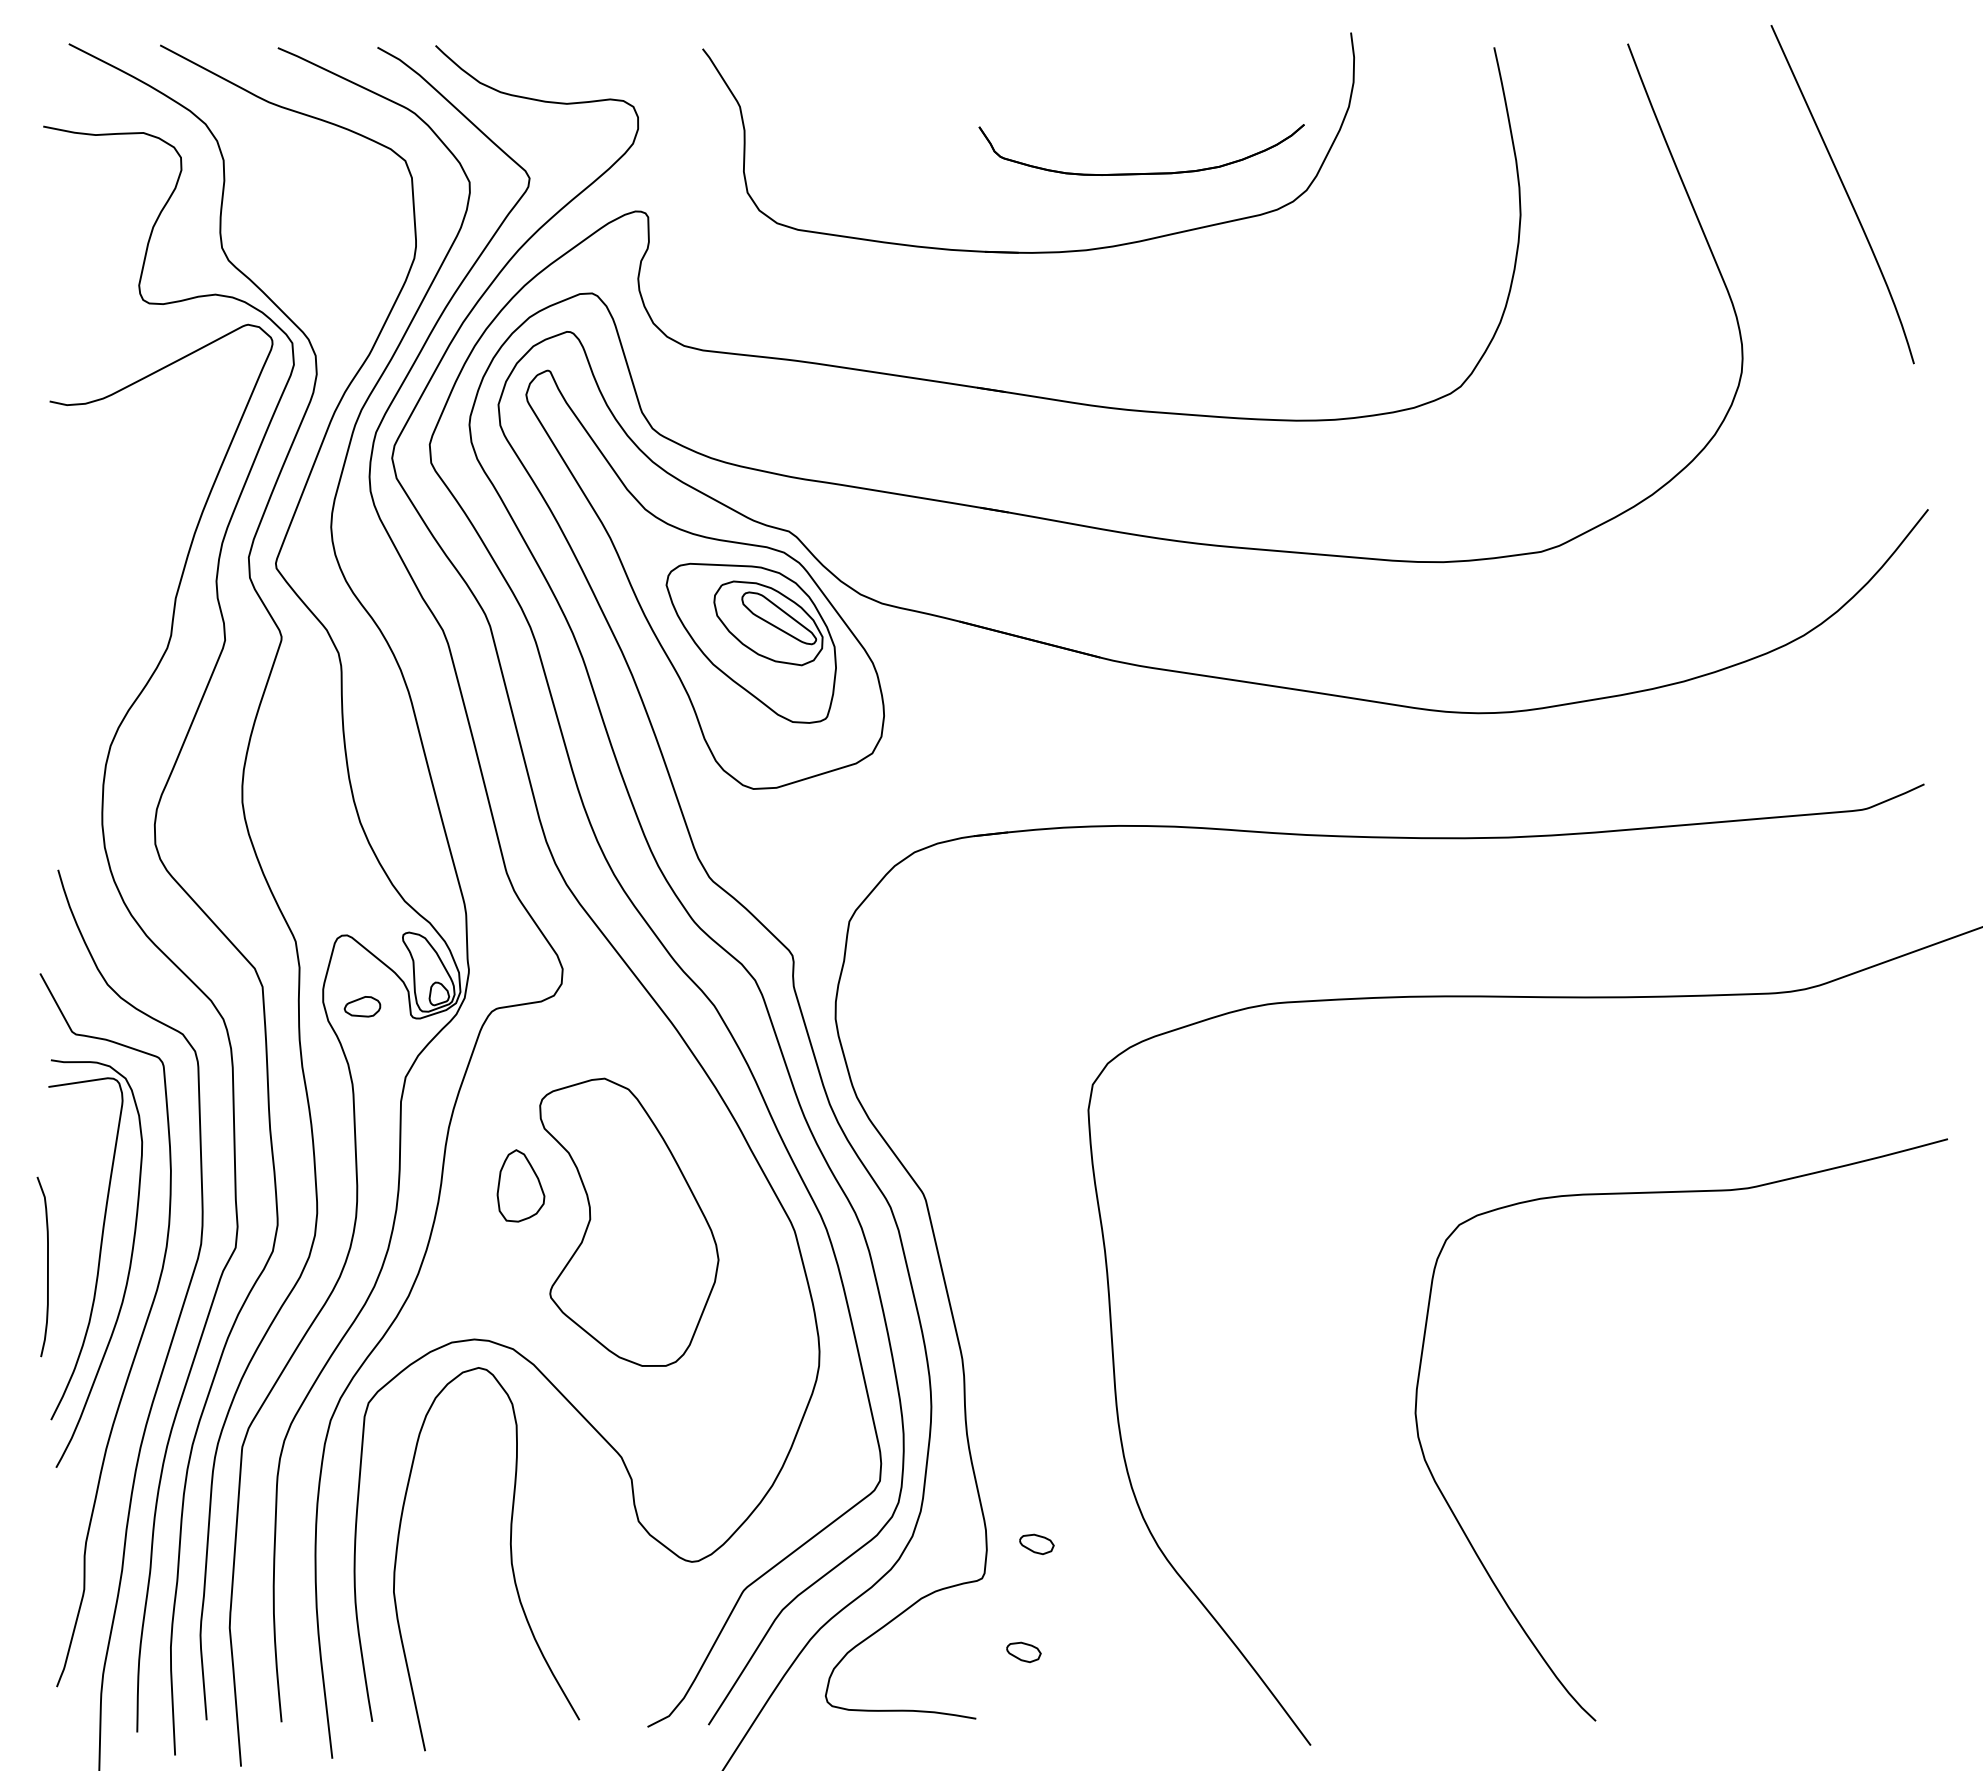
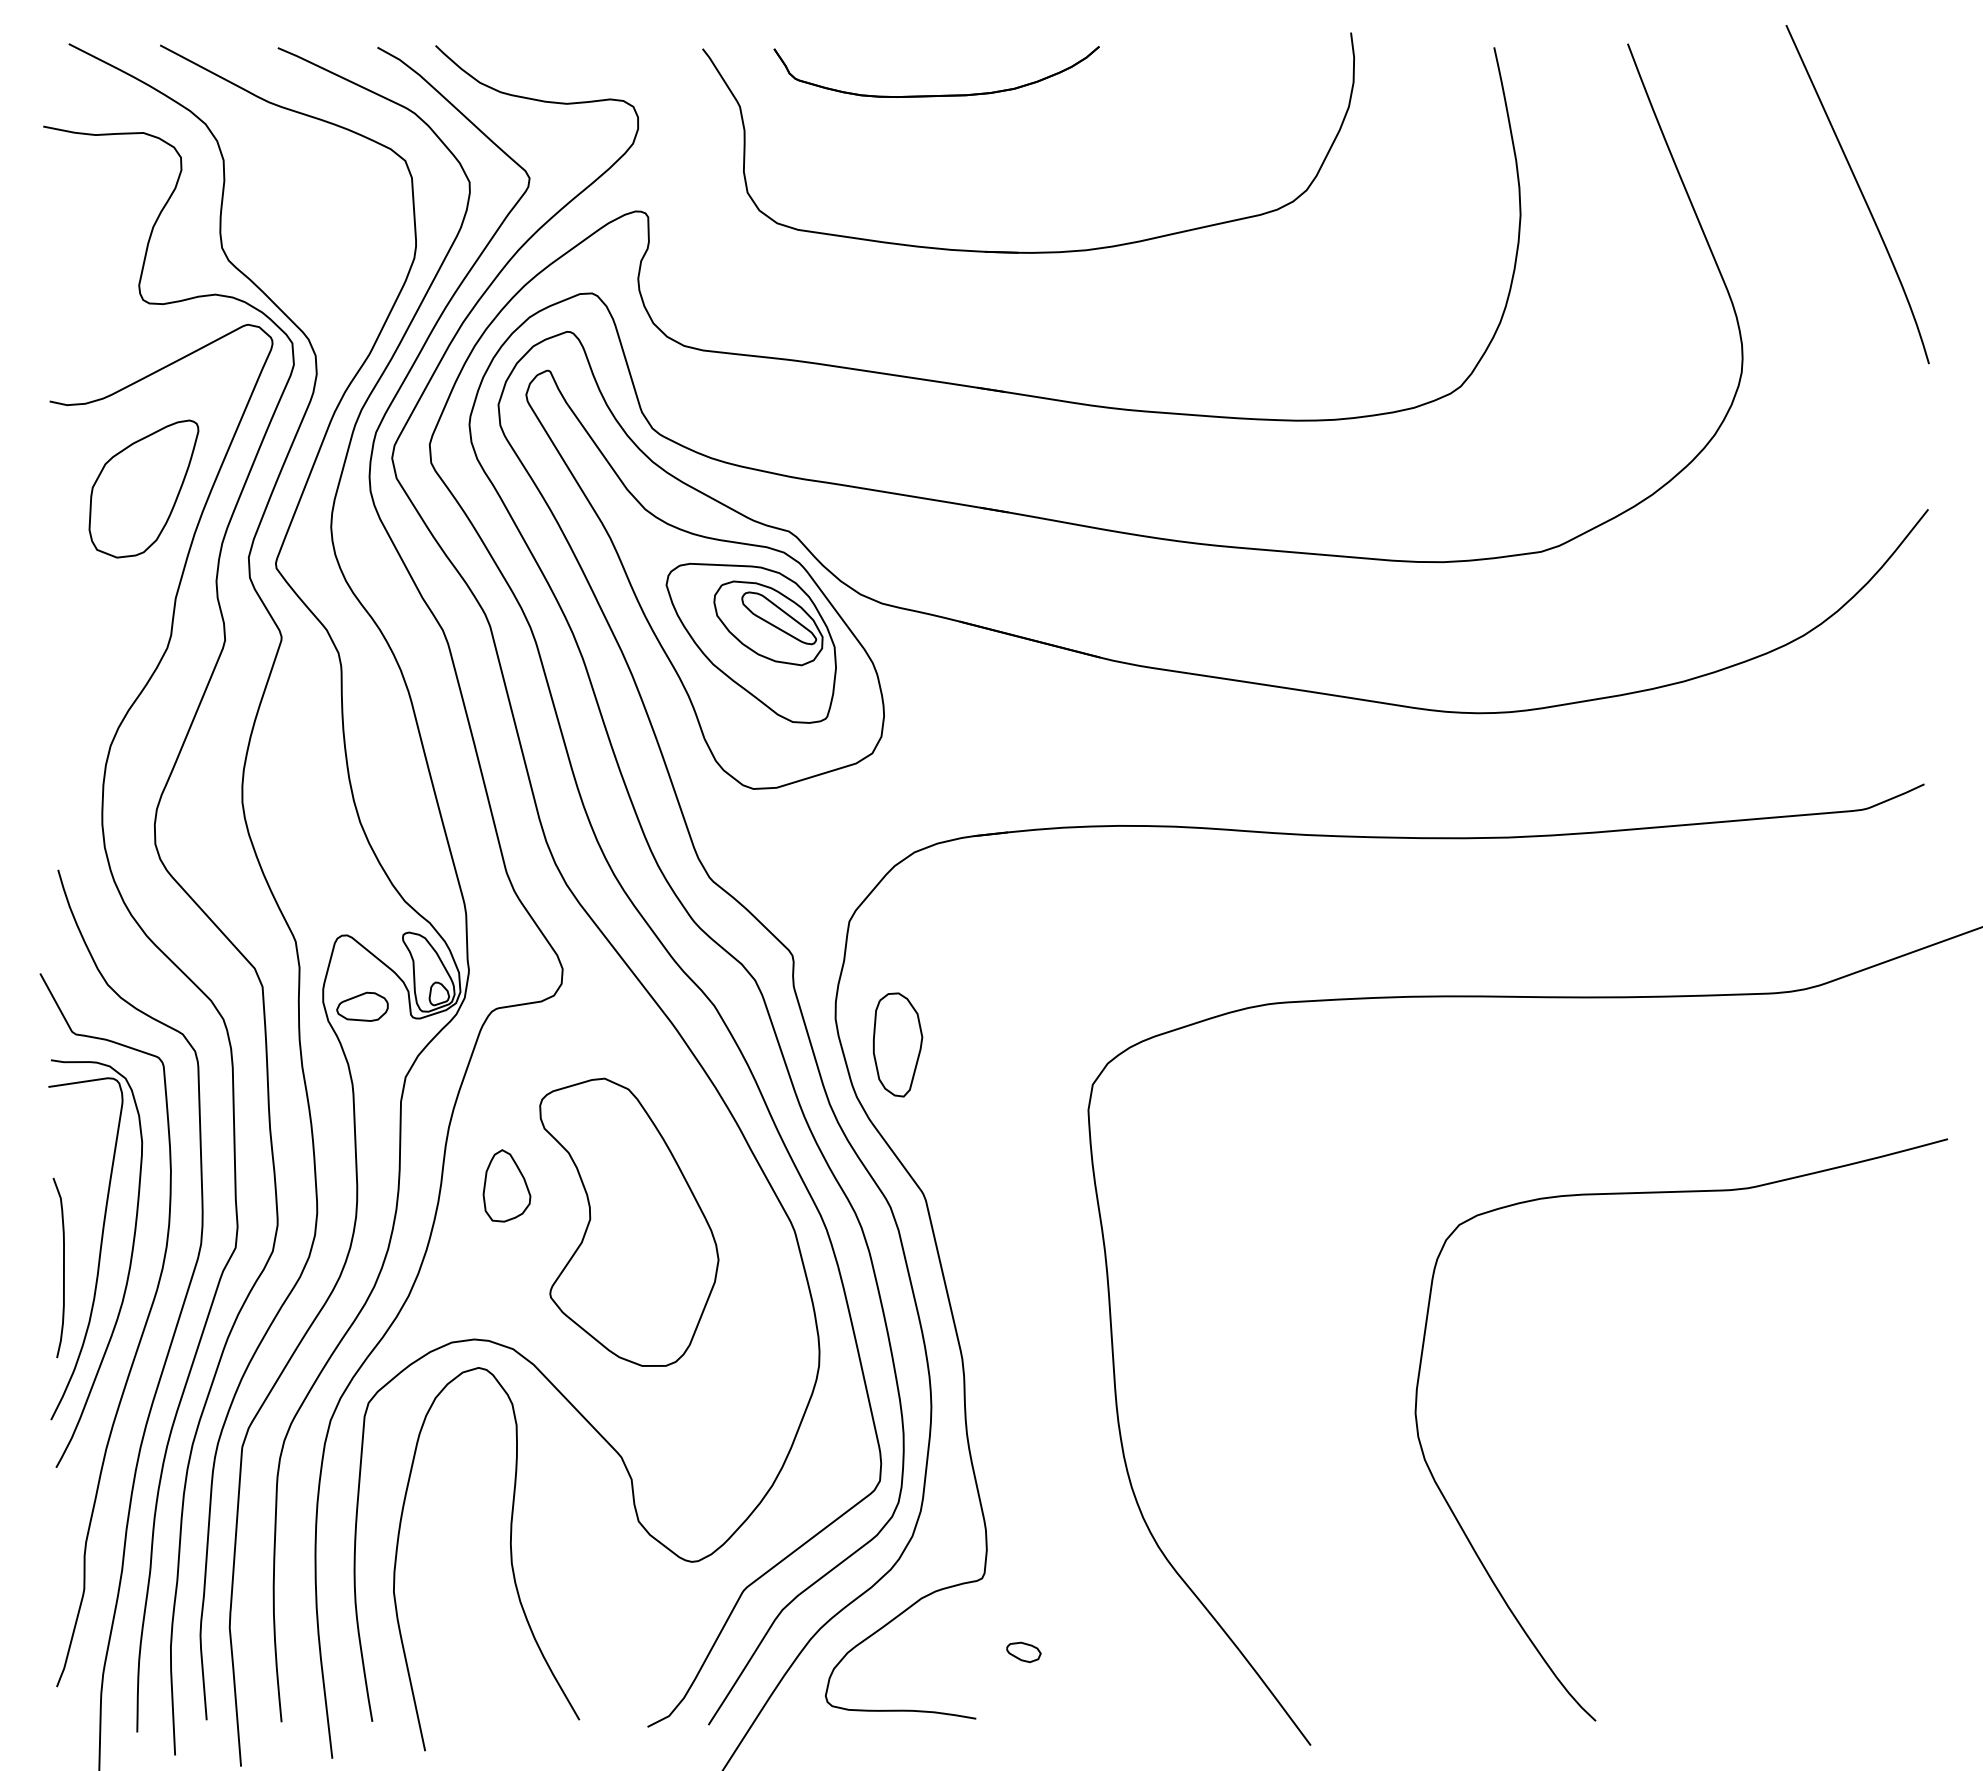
part position: (1147, 172) -> (942, 94) (942, 94)
curve position: (1845, 192) -> (1860, 192) (1860, 192)
part: none -> present (143, 488)
part size: 39x22 px -> 53x31 px (362, 1006)
part: none -> present (898, 1044)
part position: (520, 1185) -> (506, 1185) (506, 1185)
curve position: (47, 1266) -> (63, 1267) (63, 1267)
part: present -> none (1036, 1543)
